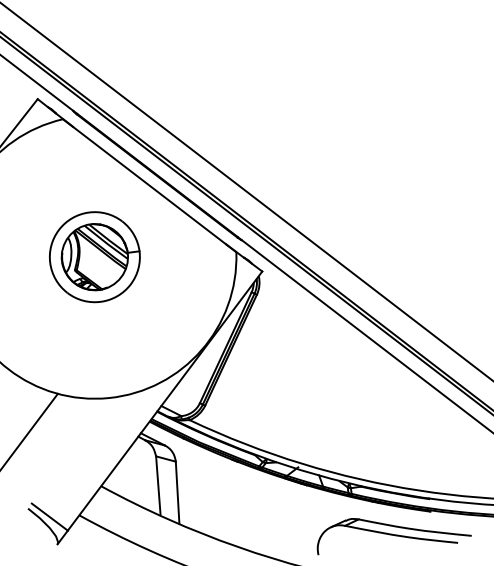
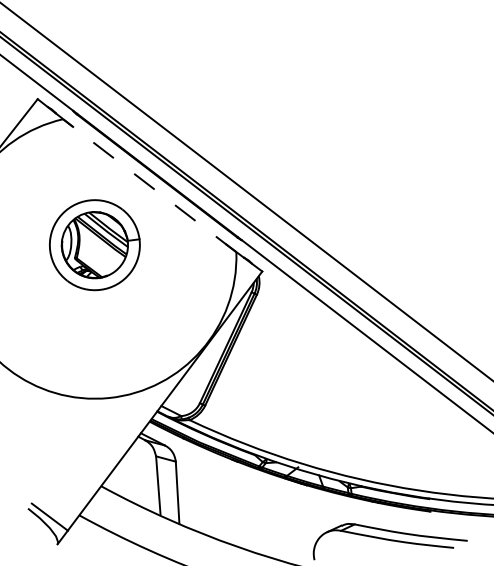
line: solid -> dashed (149, 185)
part position: (94, 257) -> (94, 245) (94, 245)
line: present -> none (29, 430)
part position: (393, 536) -> (389, 541) (389, 541)
